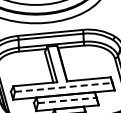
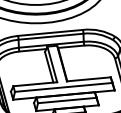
line: dashed -> solid (63, 87)
line: dashed -> solid (67, 100)
